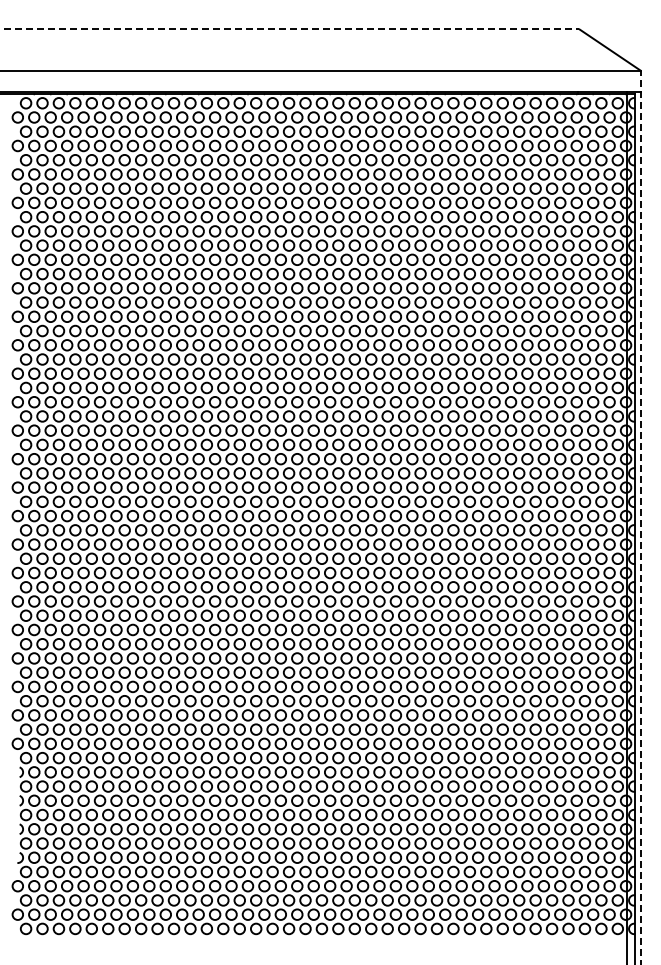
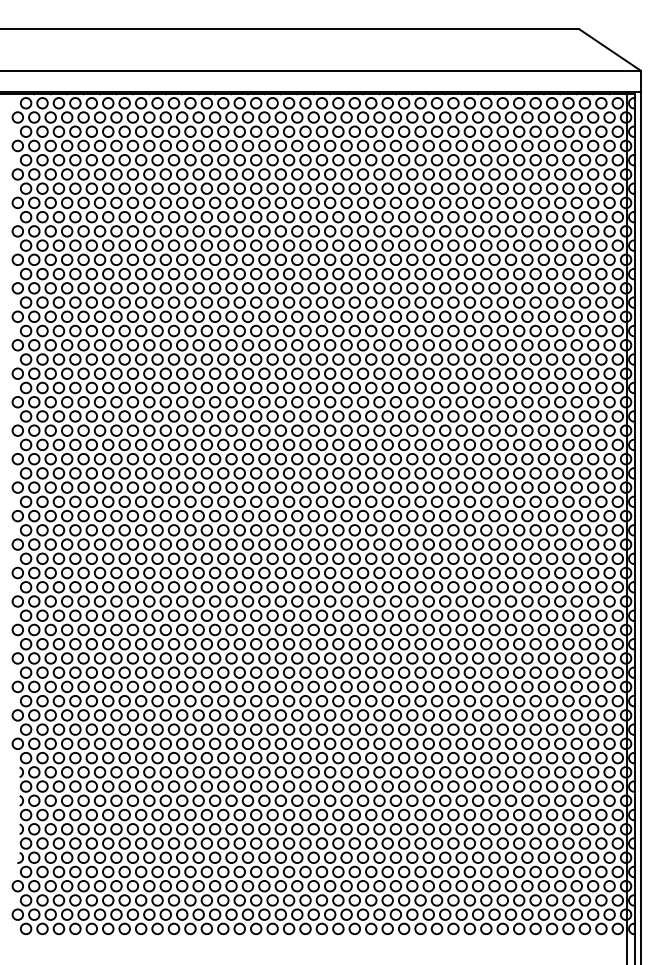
line: dashed -> solid (289, 28)
line: dashed -> solid (641, 517)
